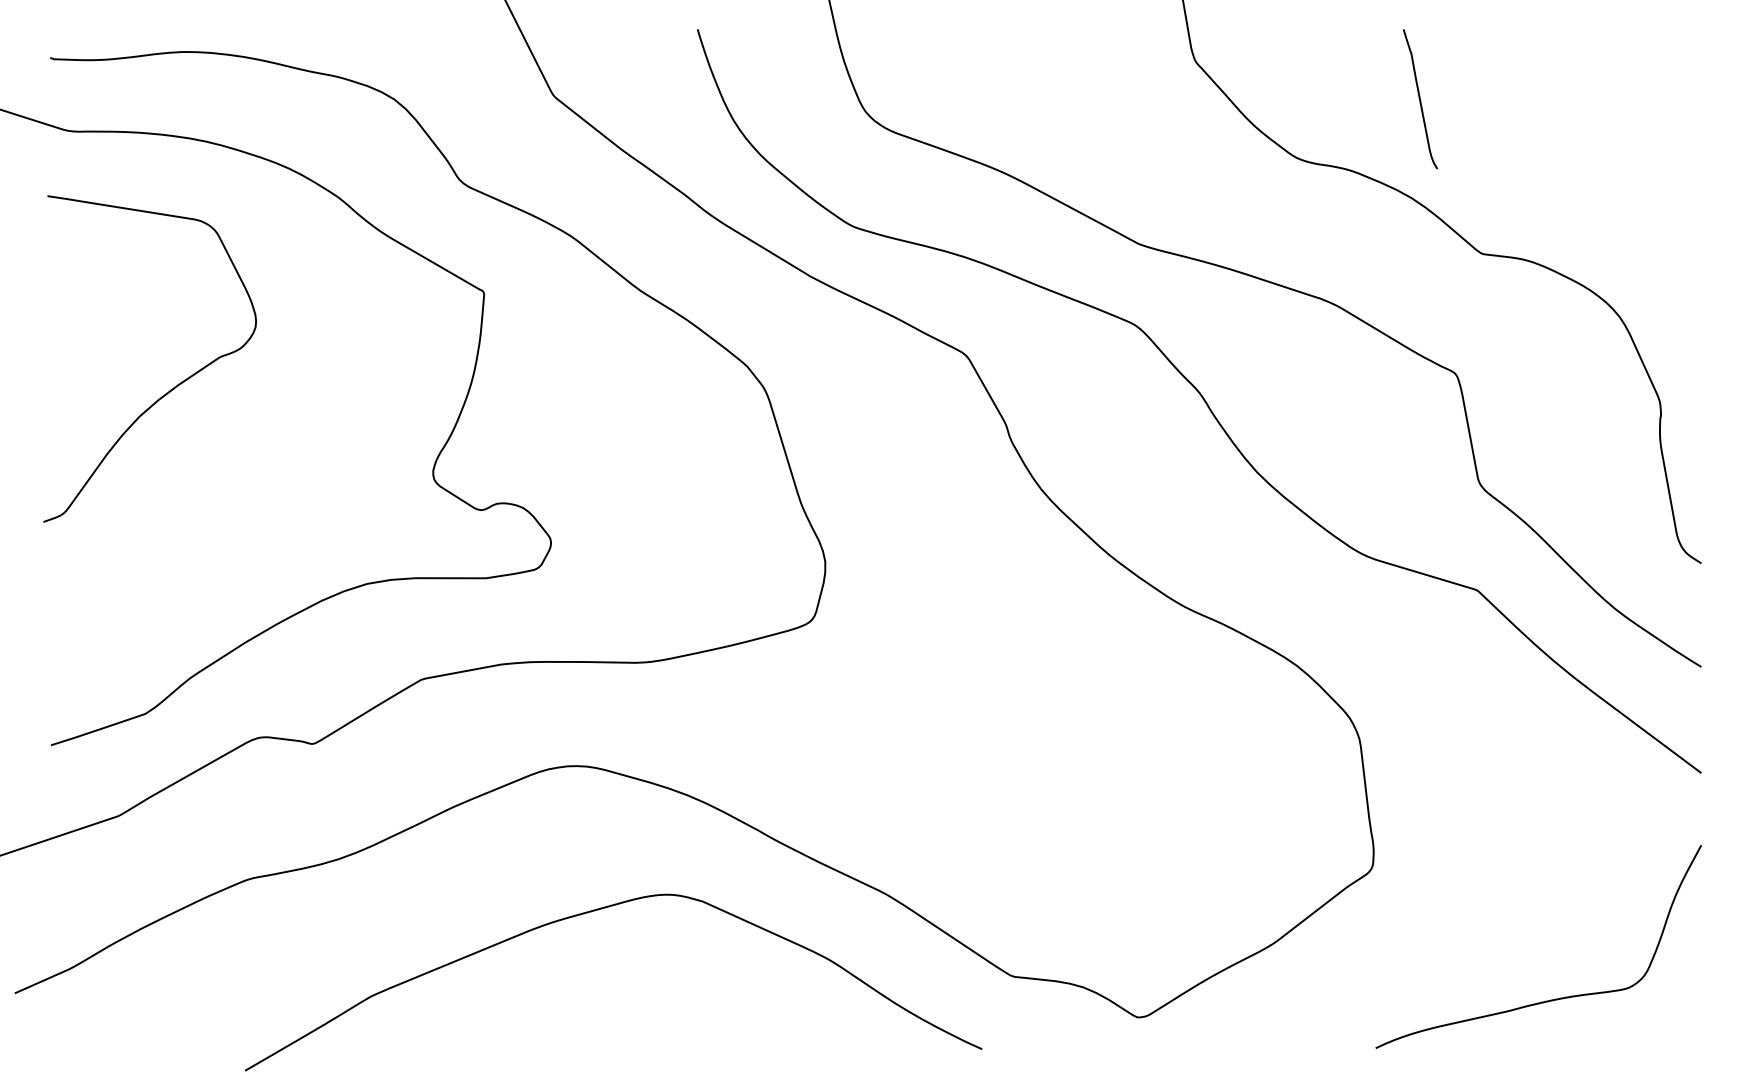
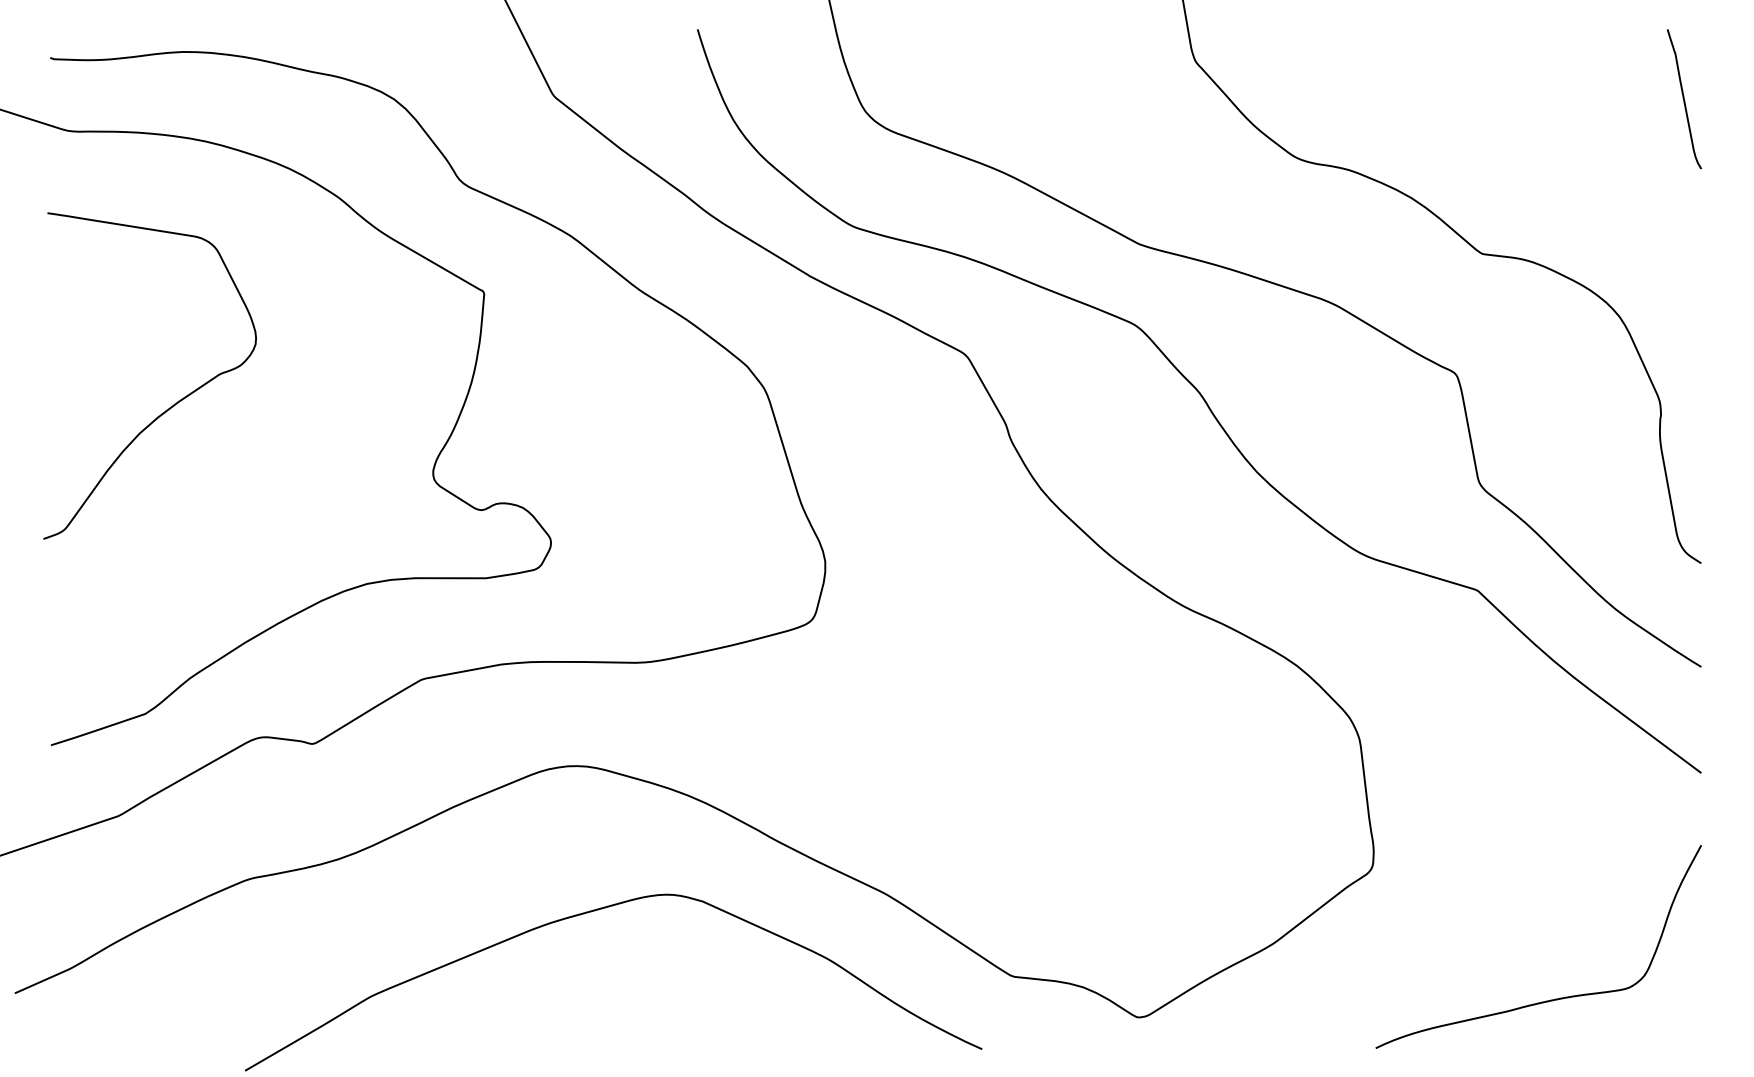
curve position: (1420, 99) -> (1684, 99) (1684, 99)
curve position: (170, 389) -> (170, 406) (170, 406)
